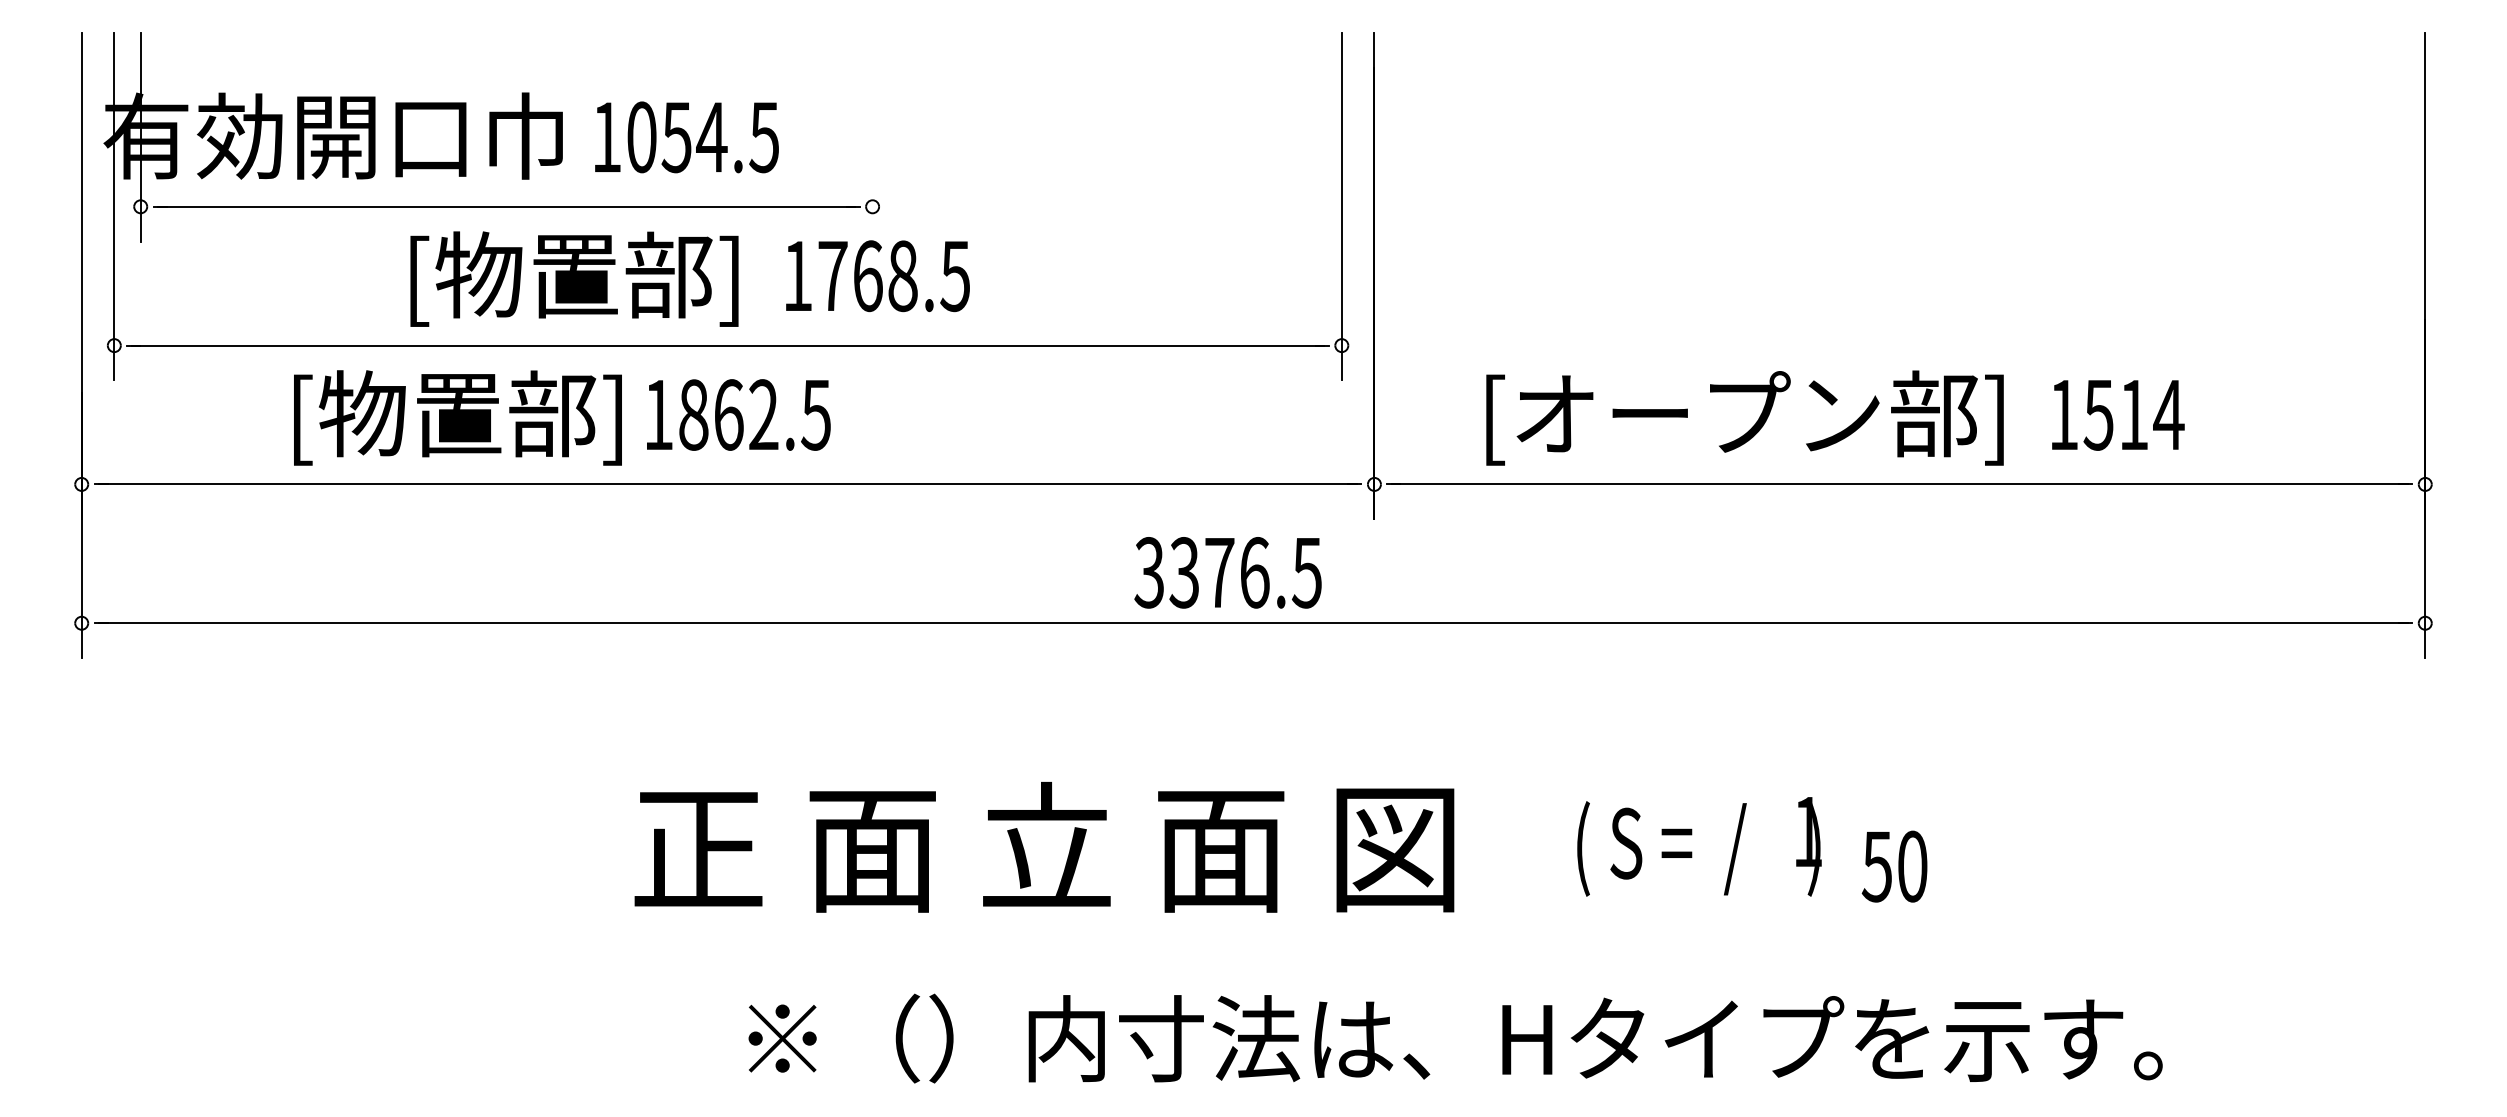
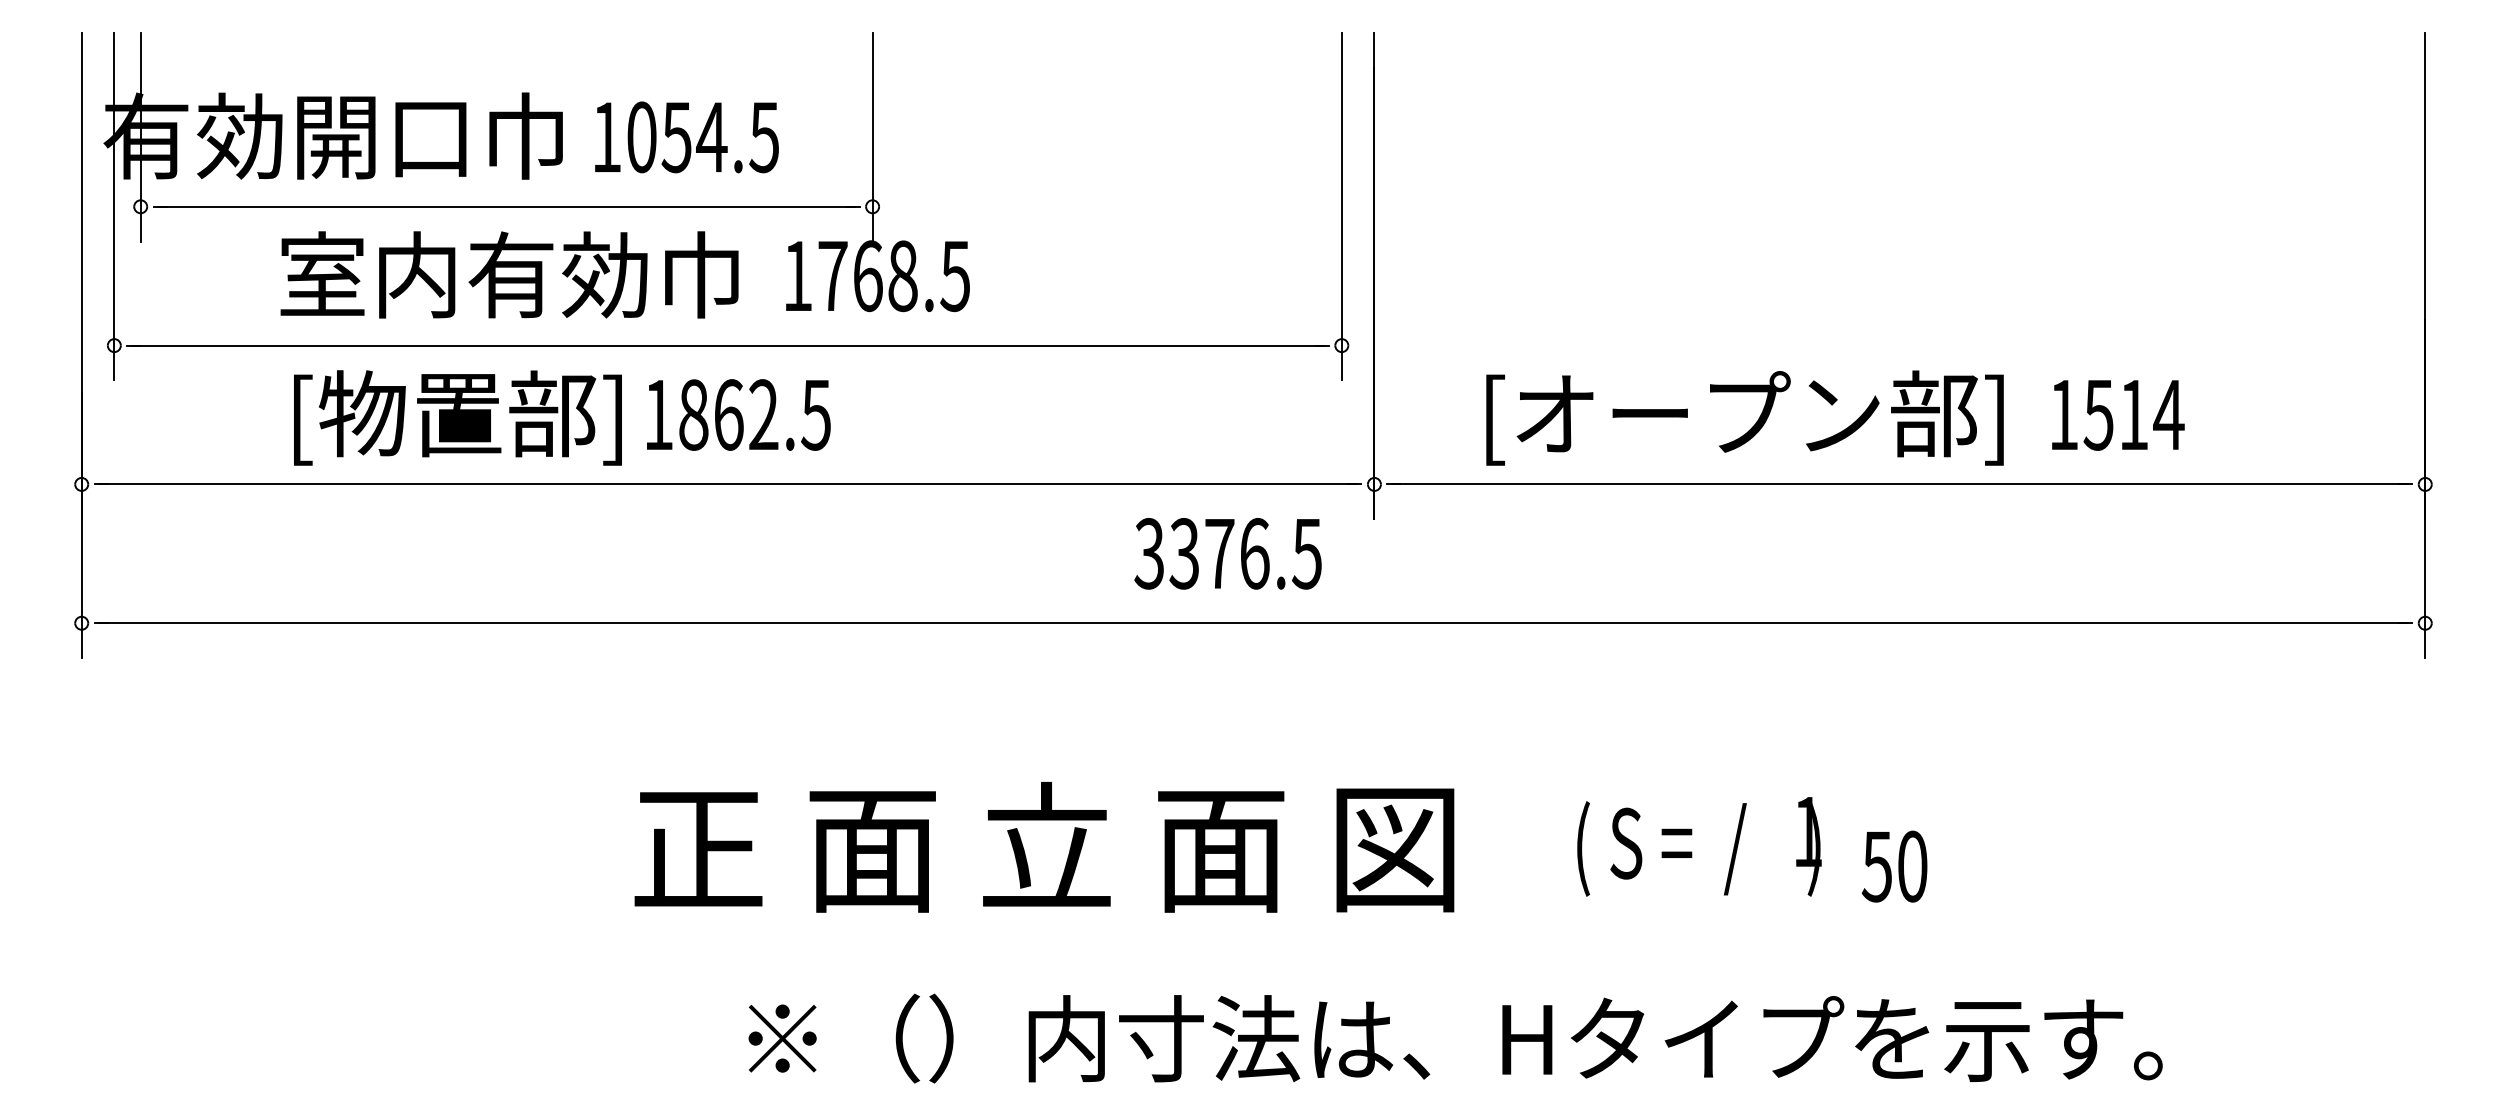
line: none -> present (872, 137)
text: [物置部] -> 室内有効巾 (509, 278)
text position: (1227, 572) -> (1227, 553) (1227, 553)
